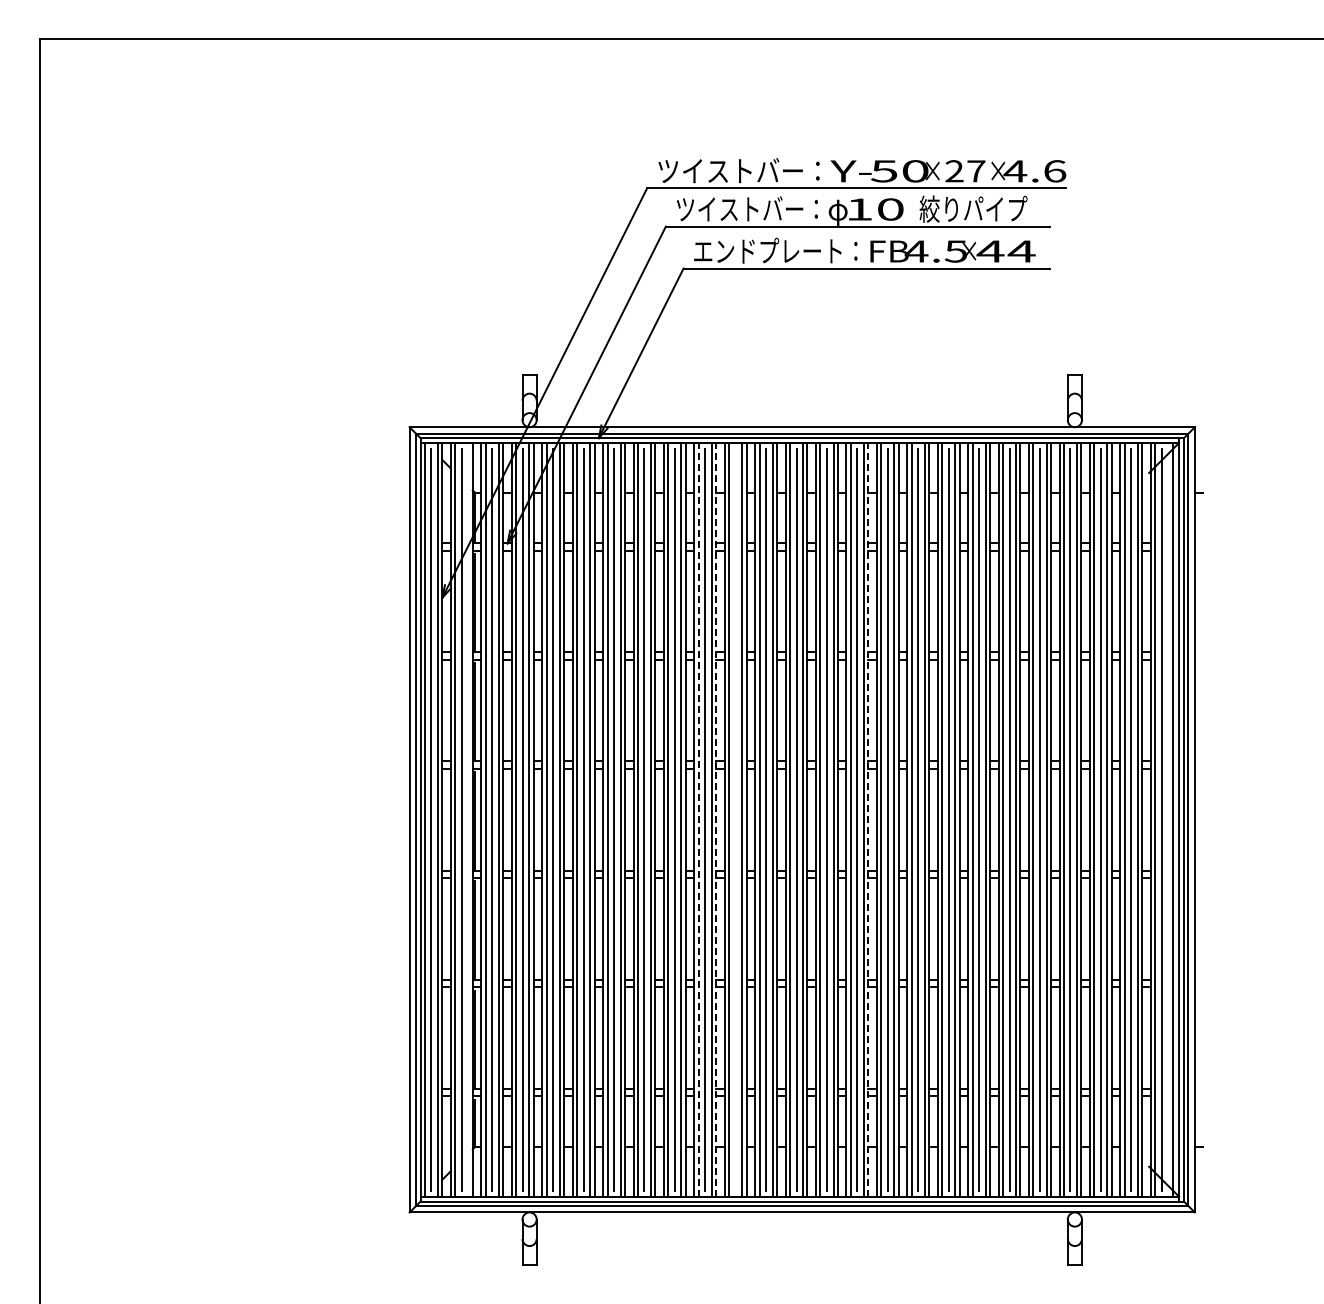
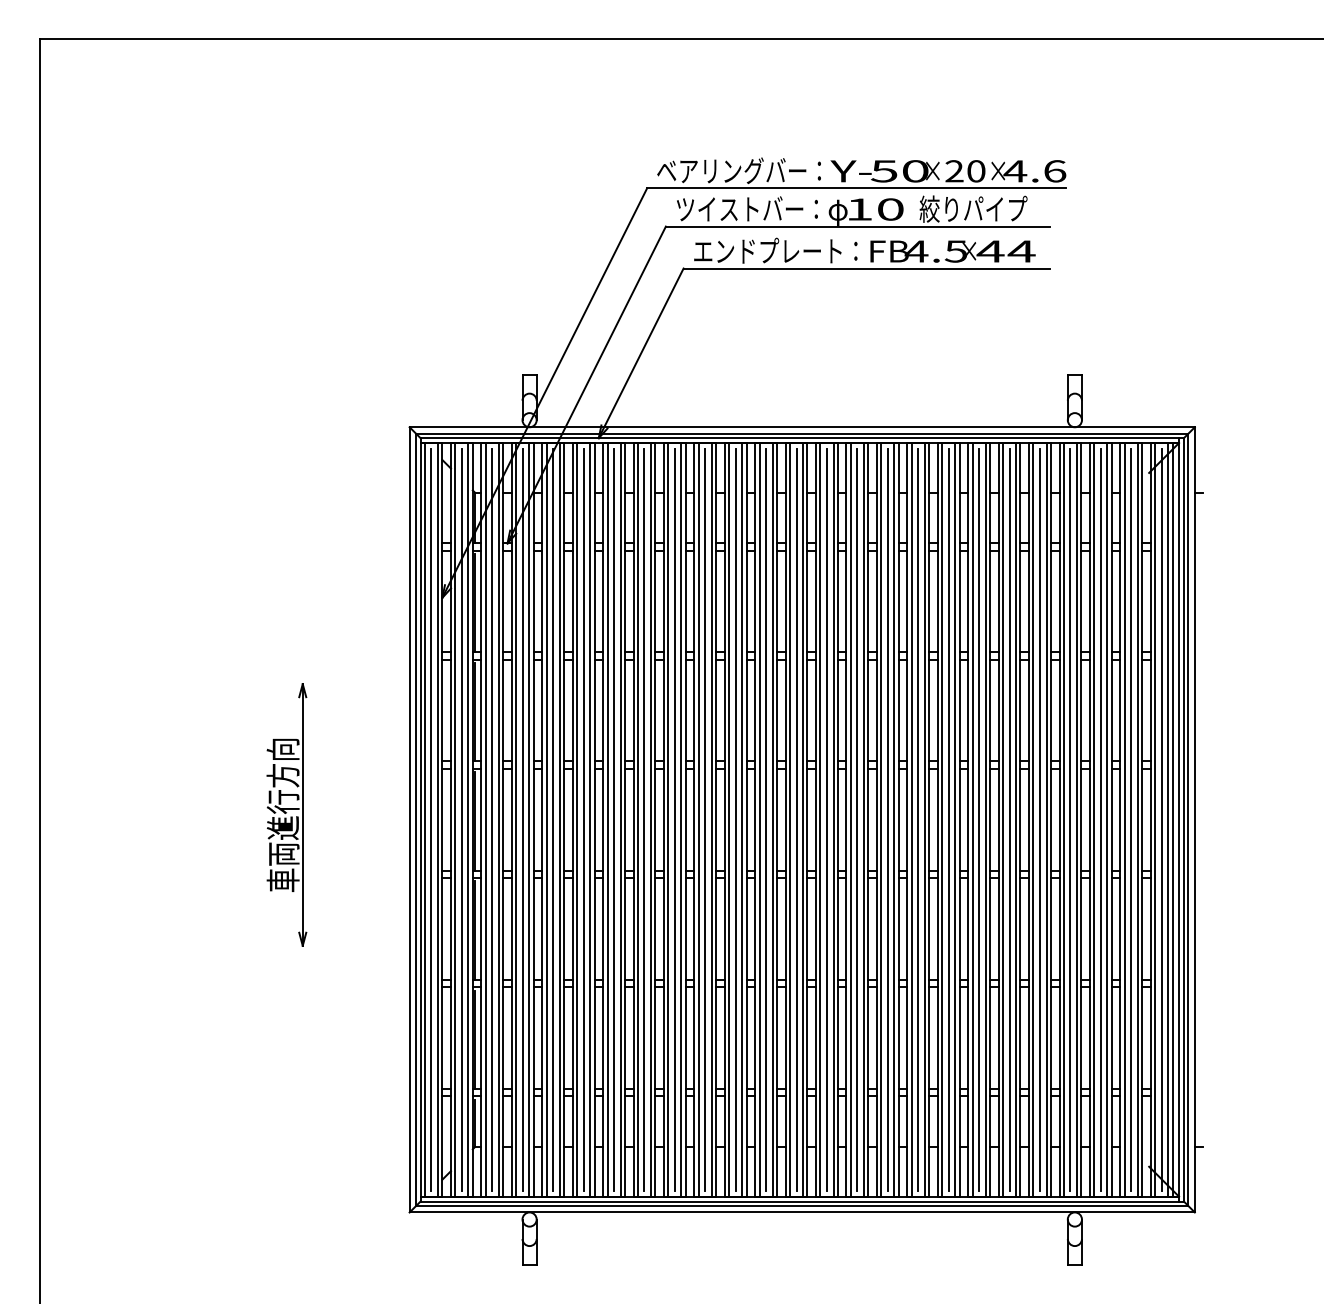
text: ツイストバー： -> ベアリングバー： (738, 170)
text: 27 -> 20 (976, 171)
part: none -> present (286, 814)
line: none -> present (468, 819)
line: dashed -> solid (698, 819)
line: dashed -> solid (716, 819)
line: none -> present (735, 819)
line: dashed -> solid (868, 819)
line: none -> present (1168, 819)
